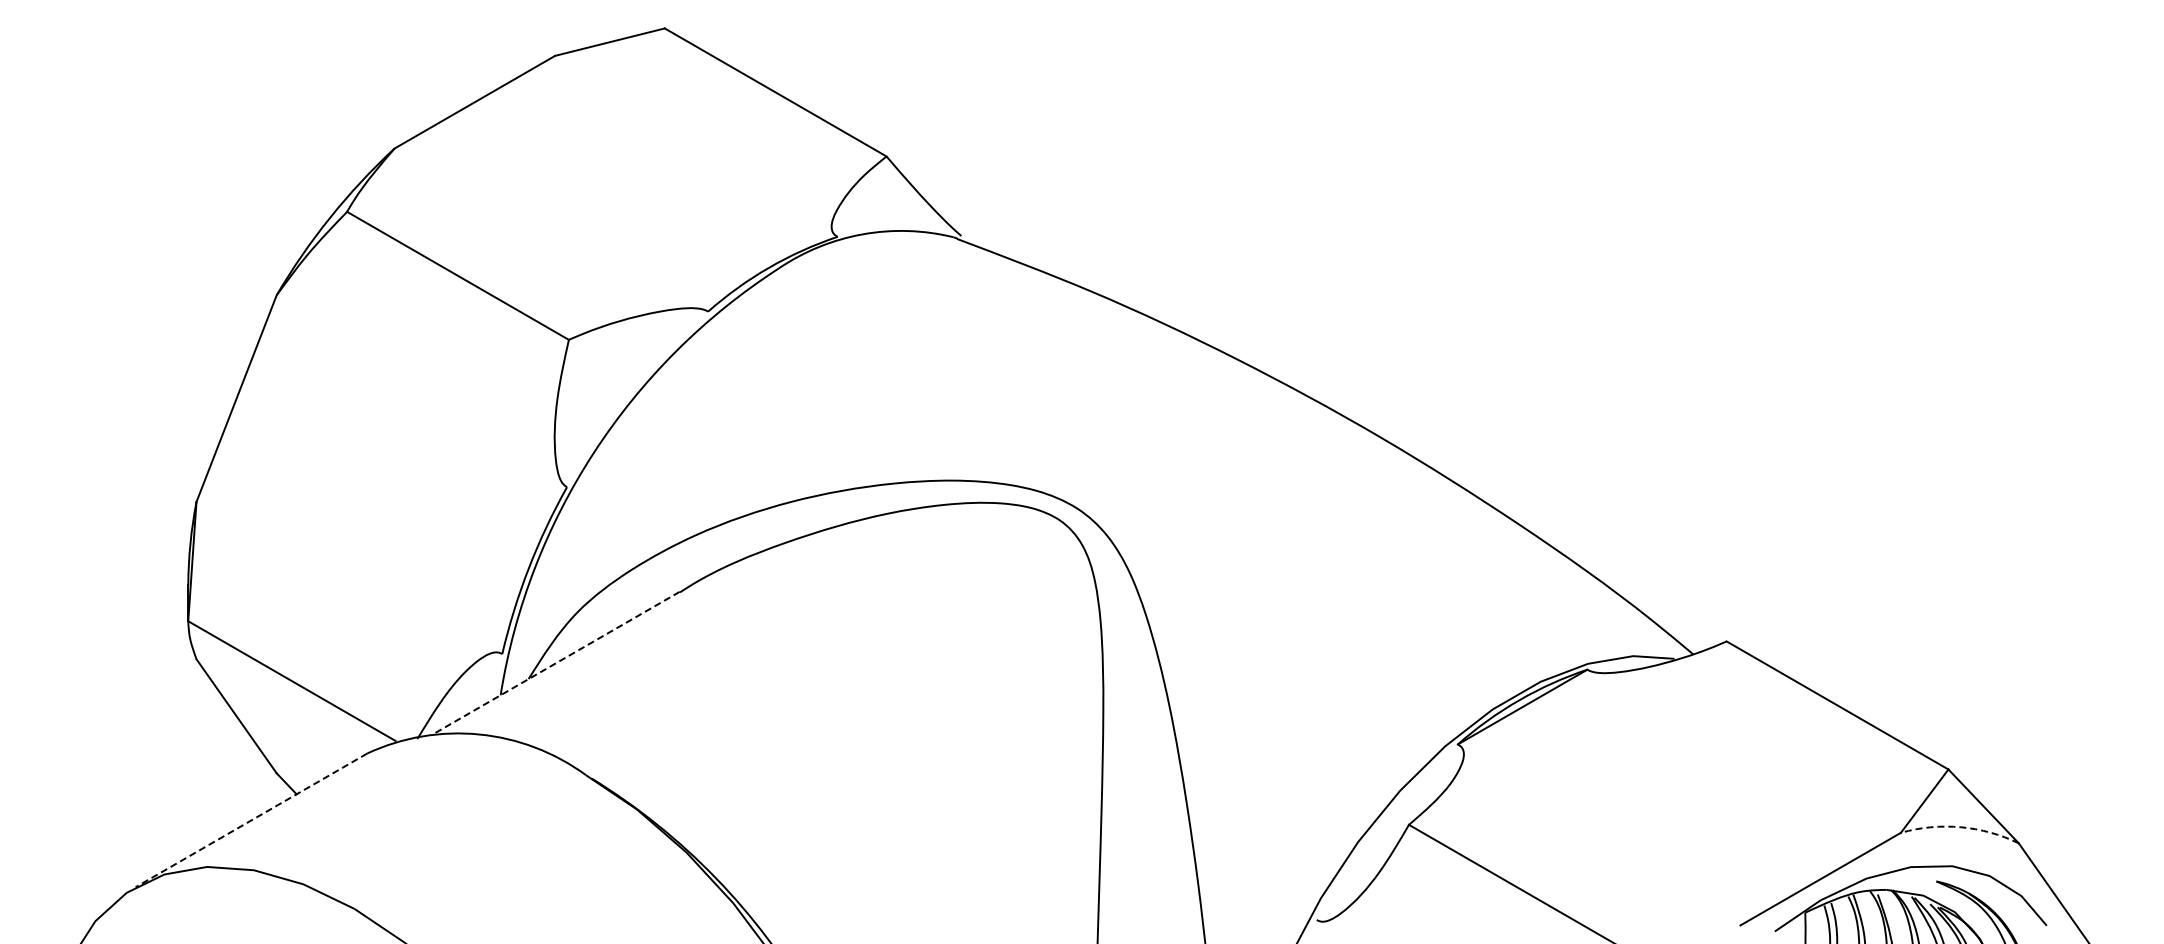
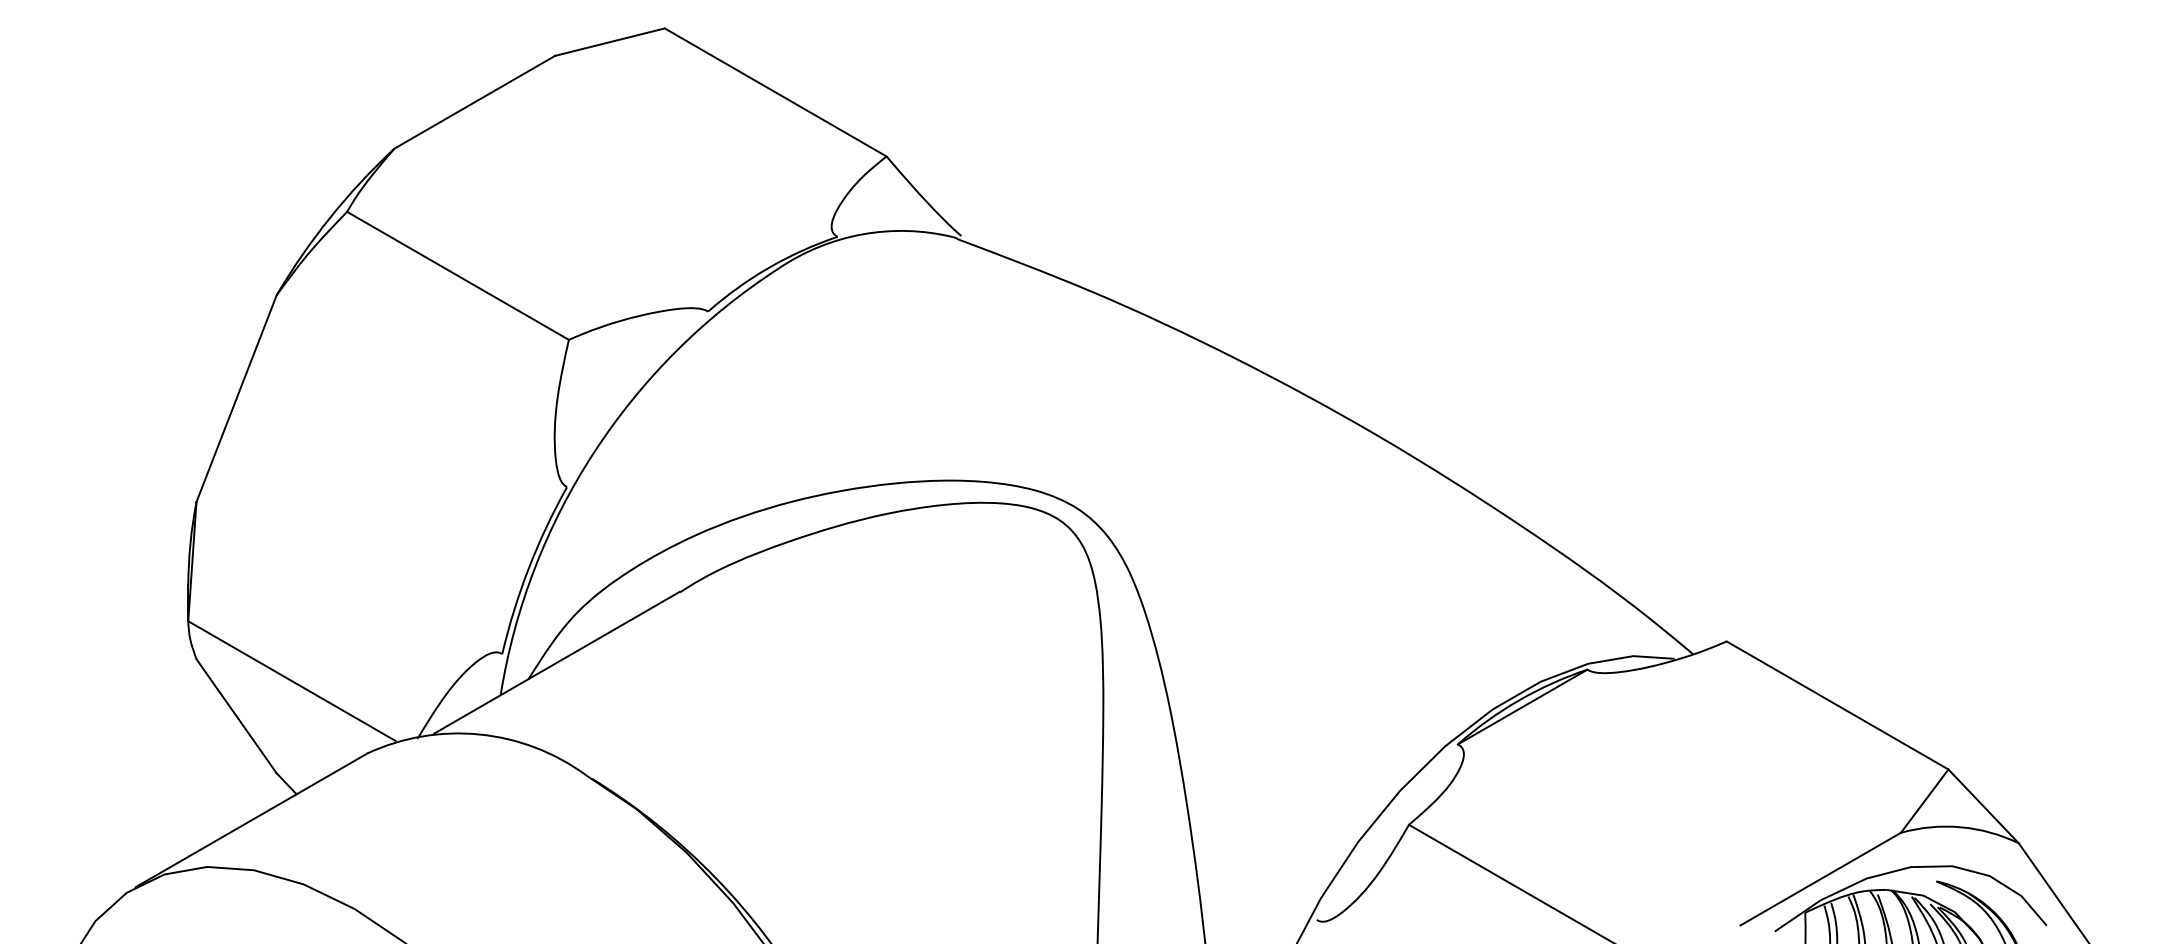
line: dashed -> solid (557, 662)
line: dashed -> solid (251, 820)
arc: dashed -> solid (1960, 827)
